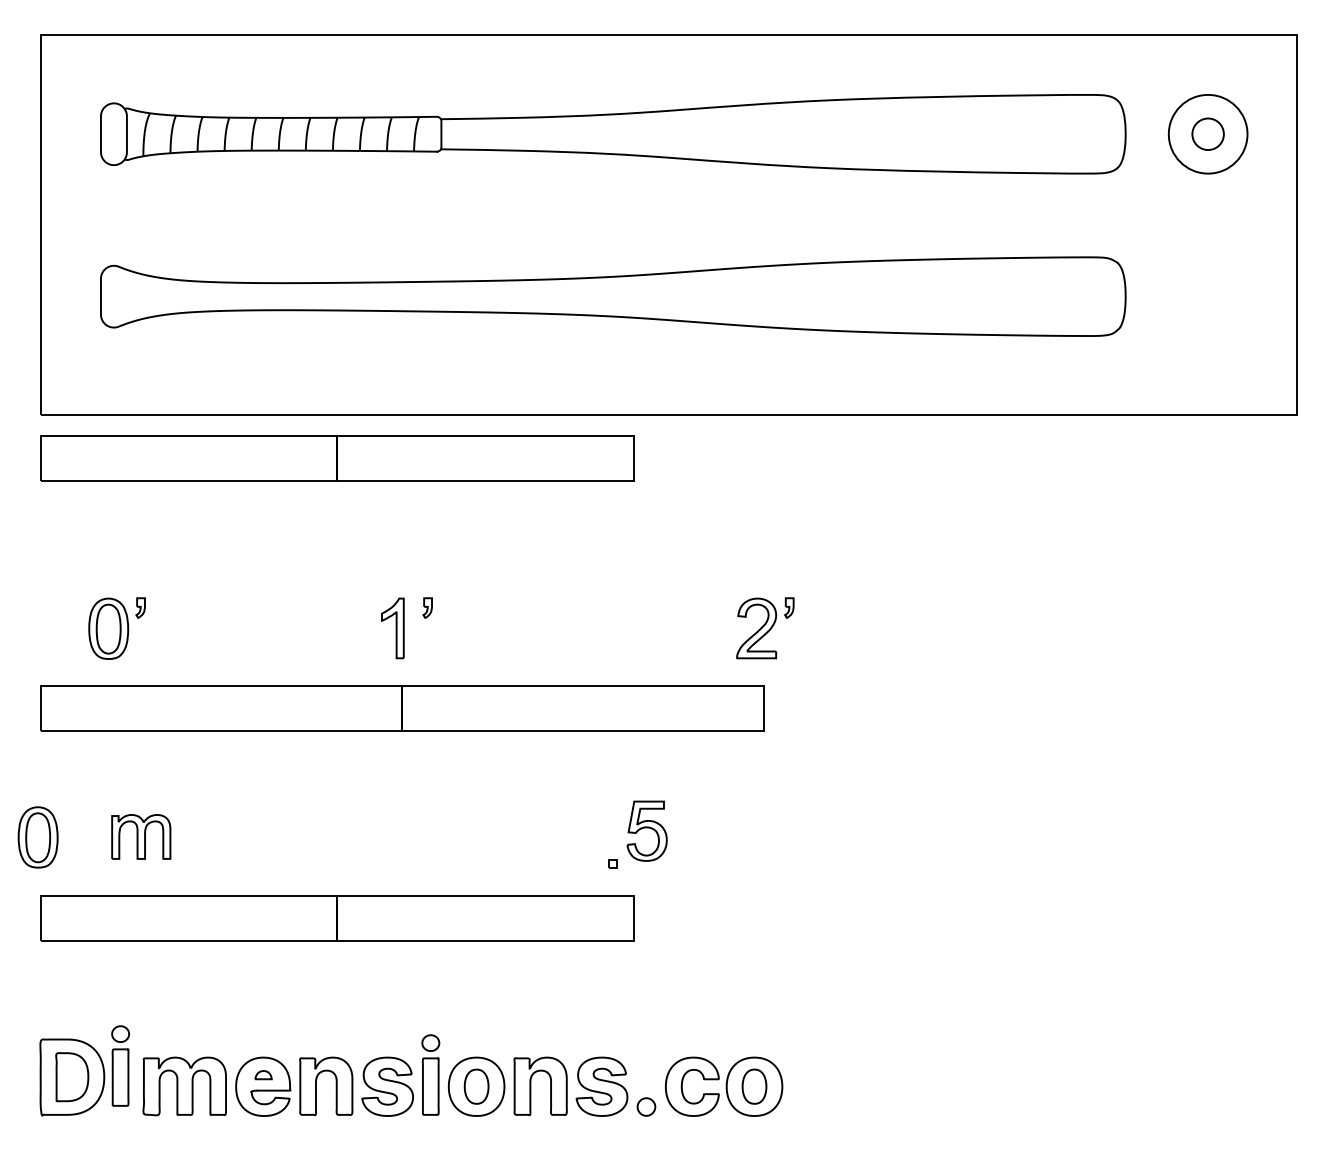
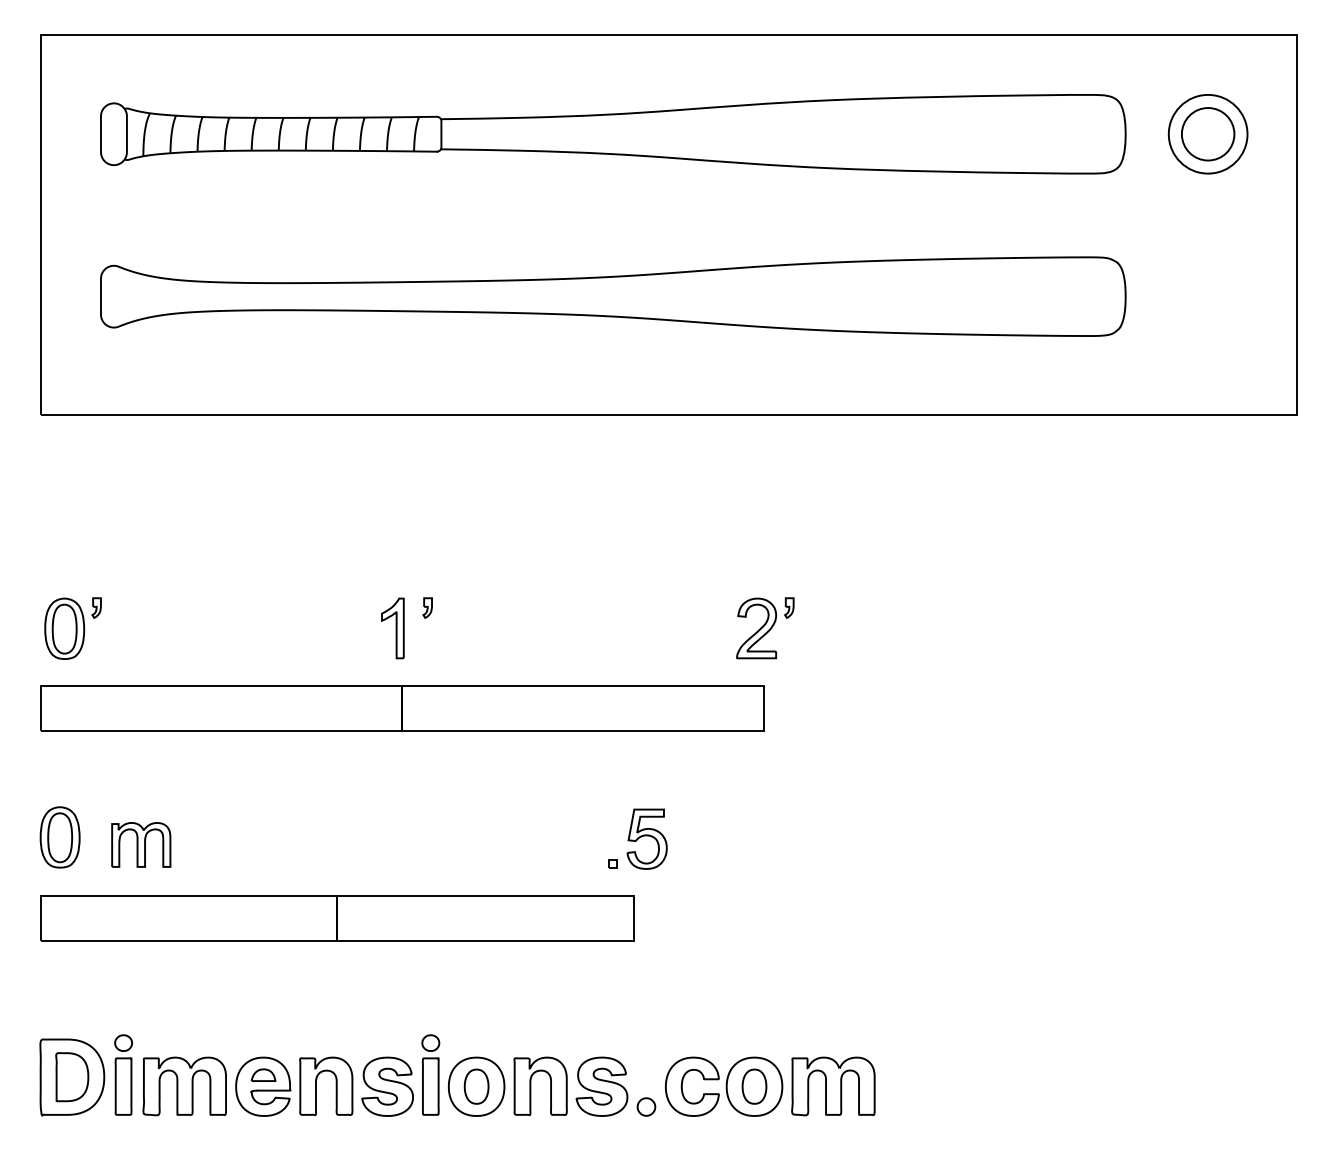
circle diameter: 32 px -> 53 px (1207, 134)
part: present -> none (337, 458)
part position: (116, 628) -> (72, 628) (72, 628)
part position: (646, 830) -> (646, 838) (646, 838)
part position: (141, 836) -> (141, 844) (141, 844)
part position: (37, 837) -> (59, 837) (59, 837)
part position: (120, 1065) -> (123, 1074) (123, 1074)
part size: 19x11 px -> 27x14 px (263, 1074)
part: none -> present (833, 1086)
